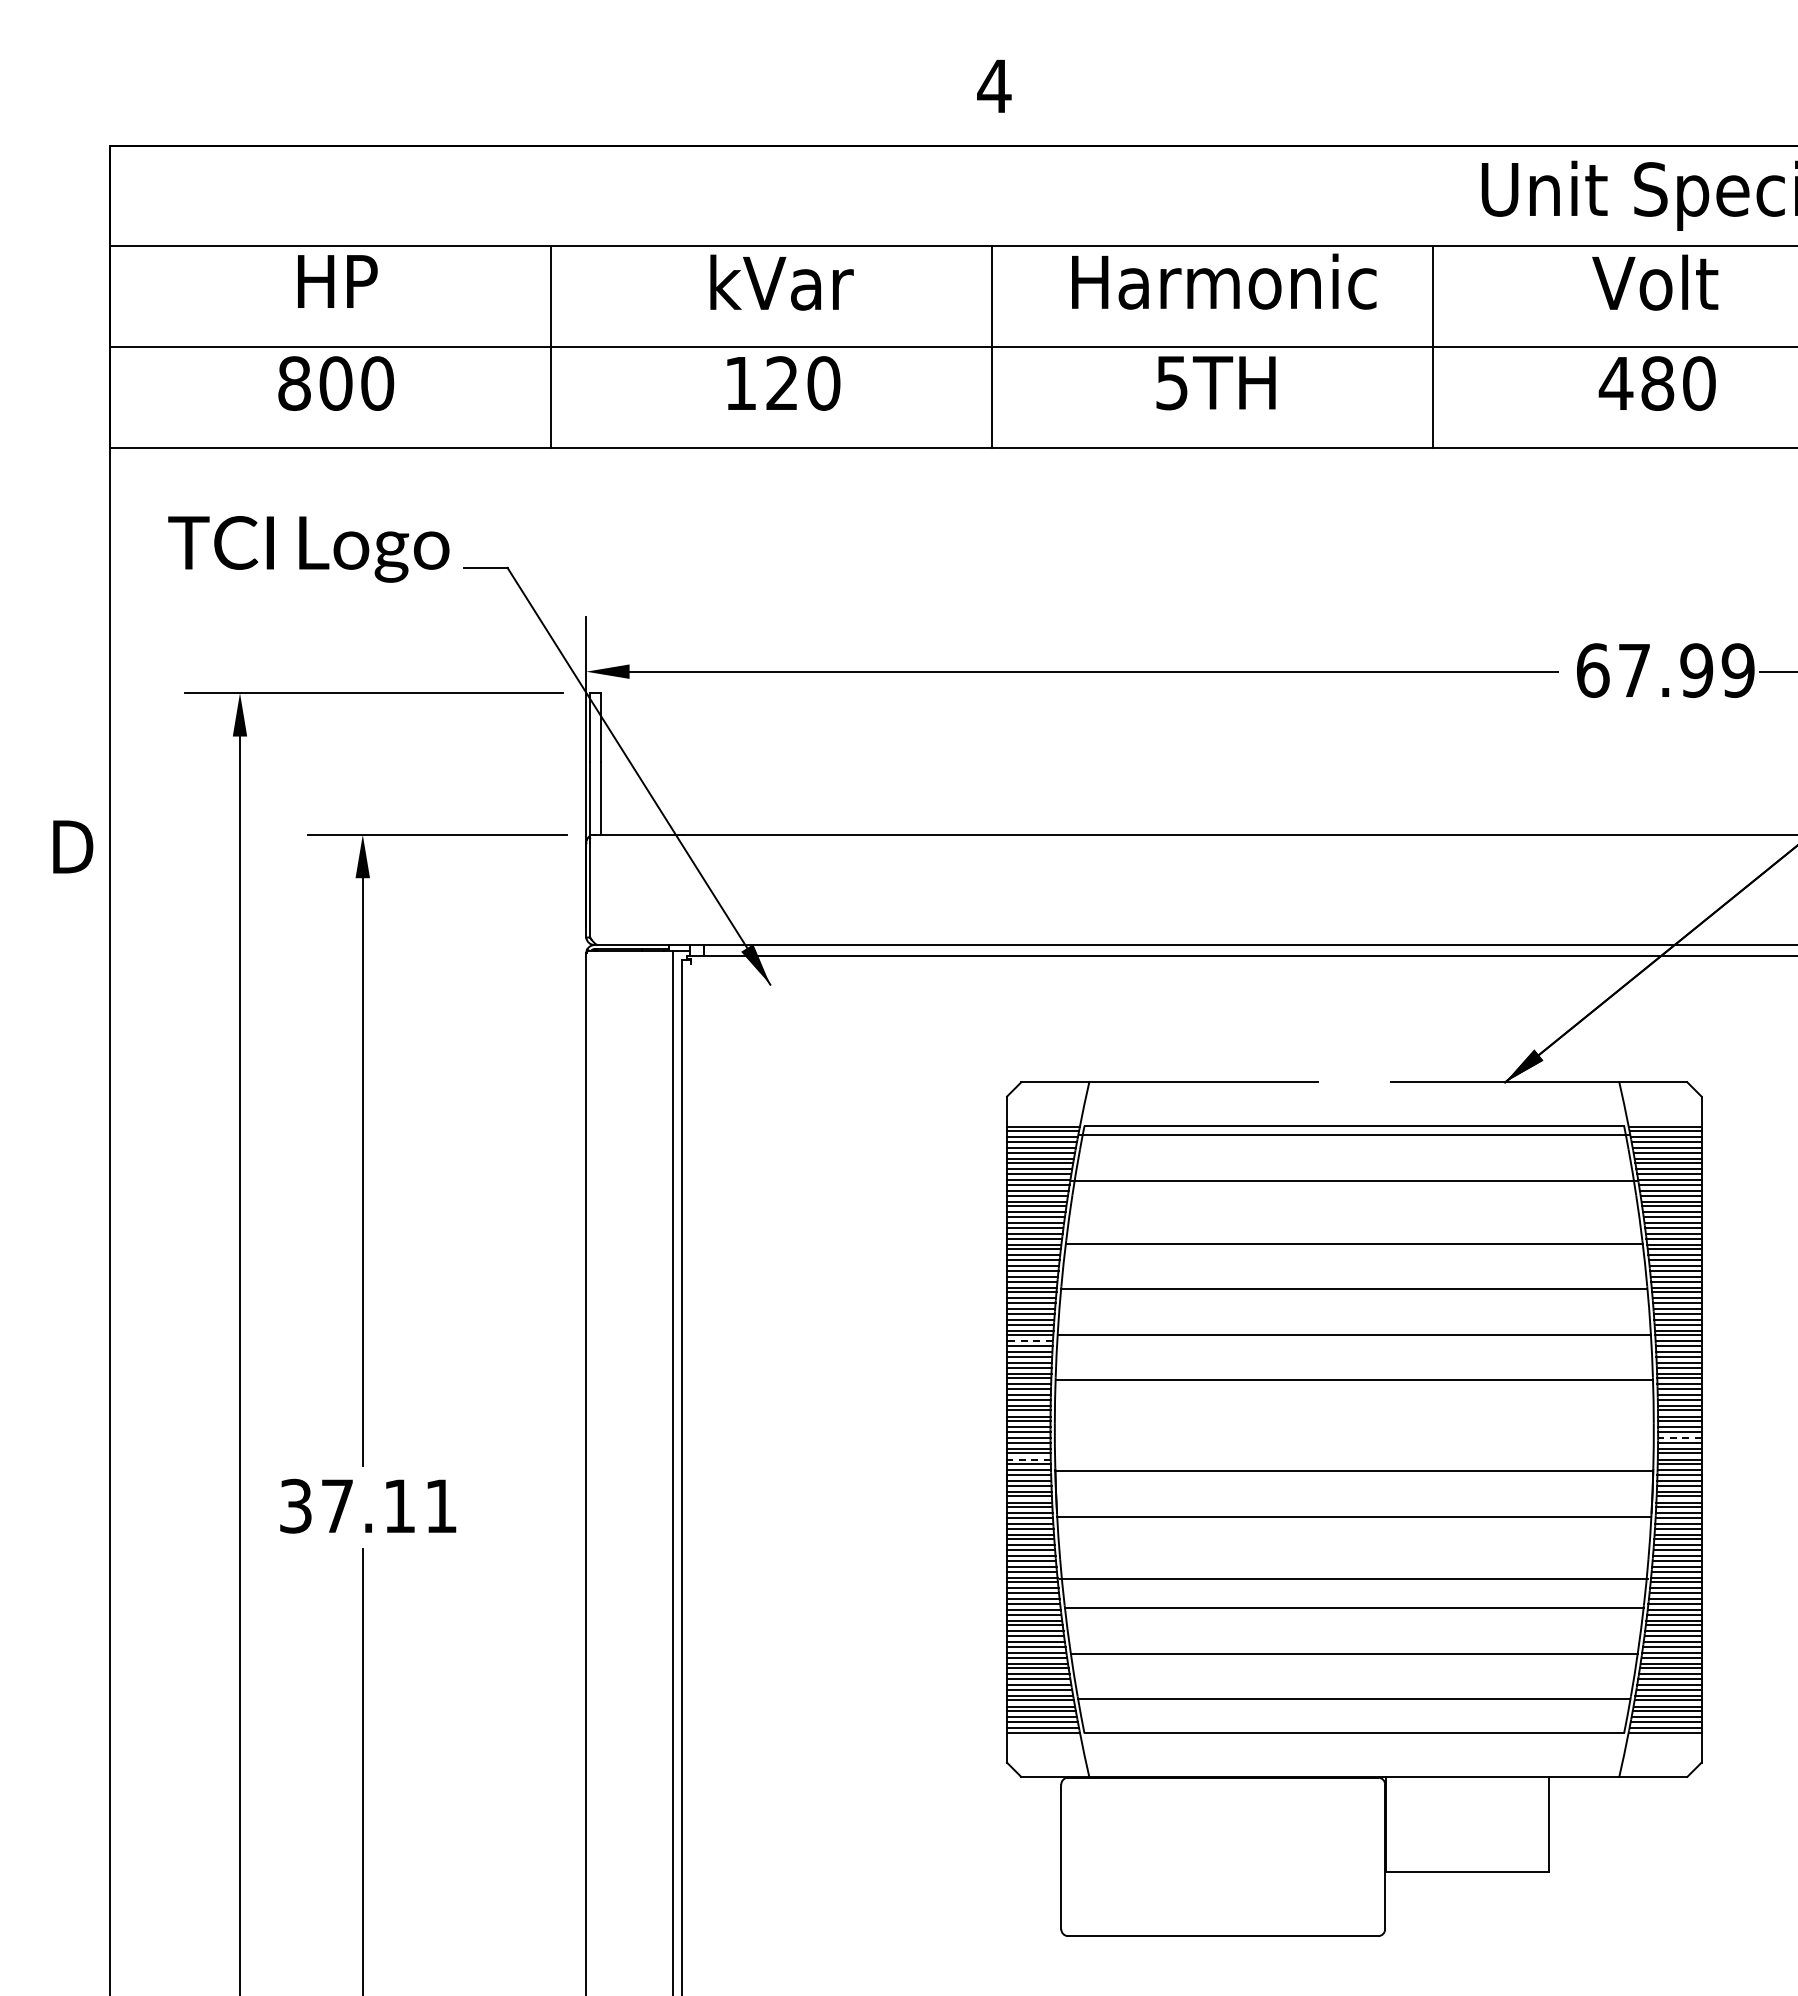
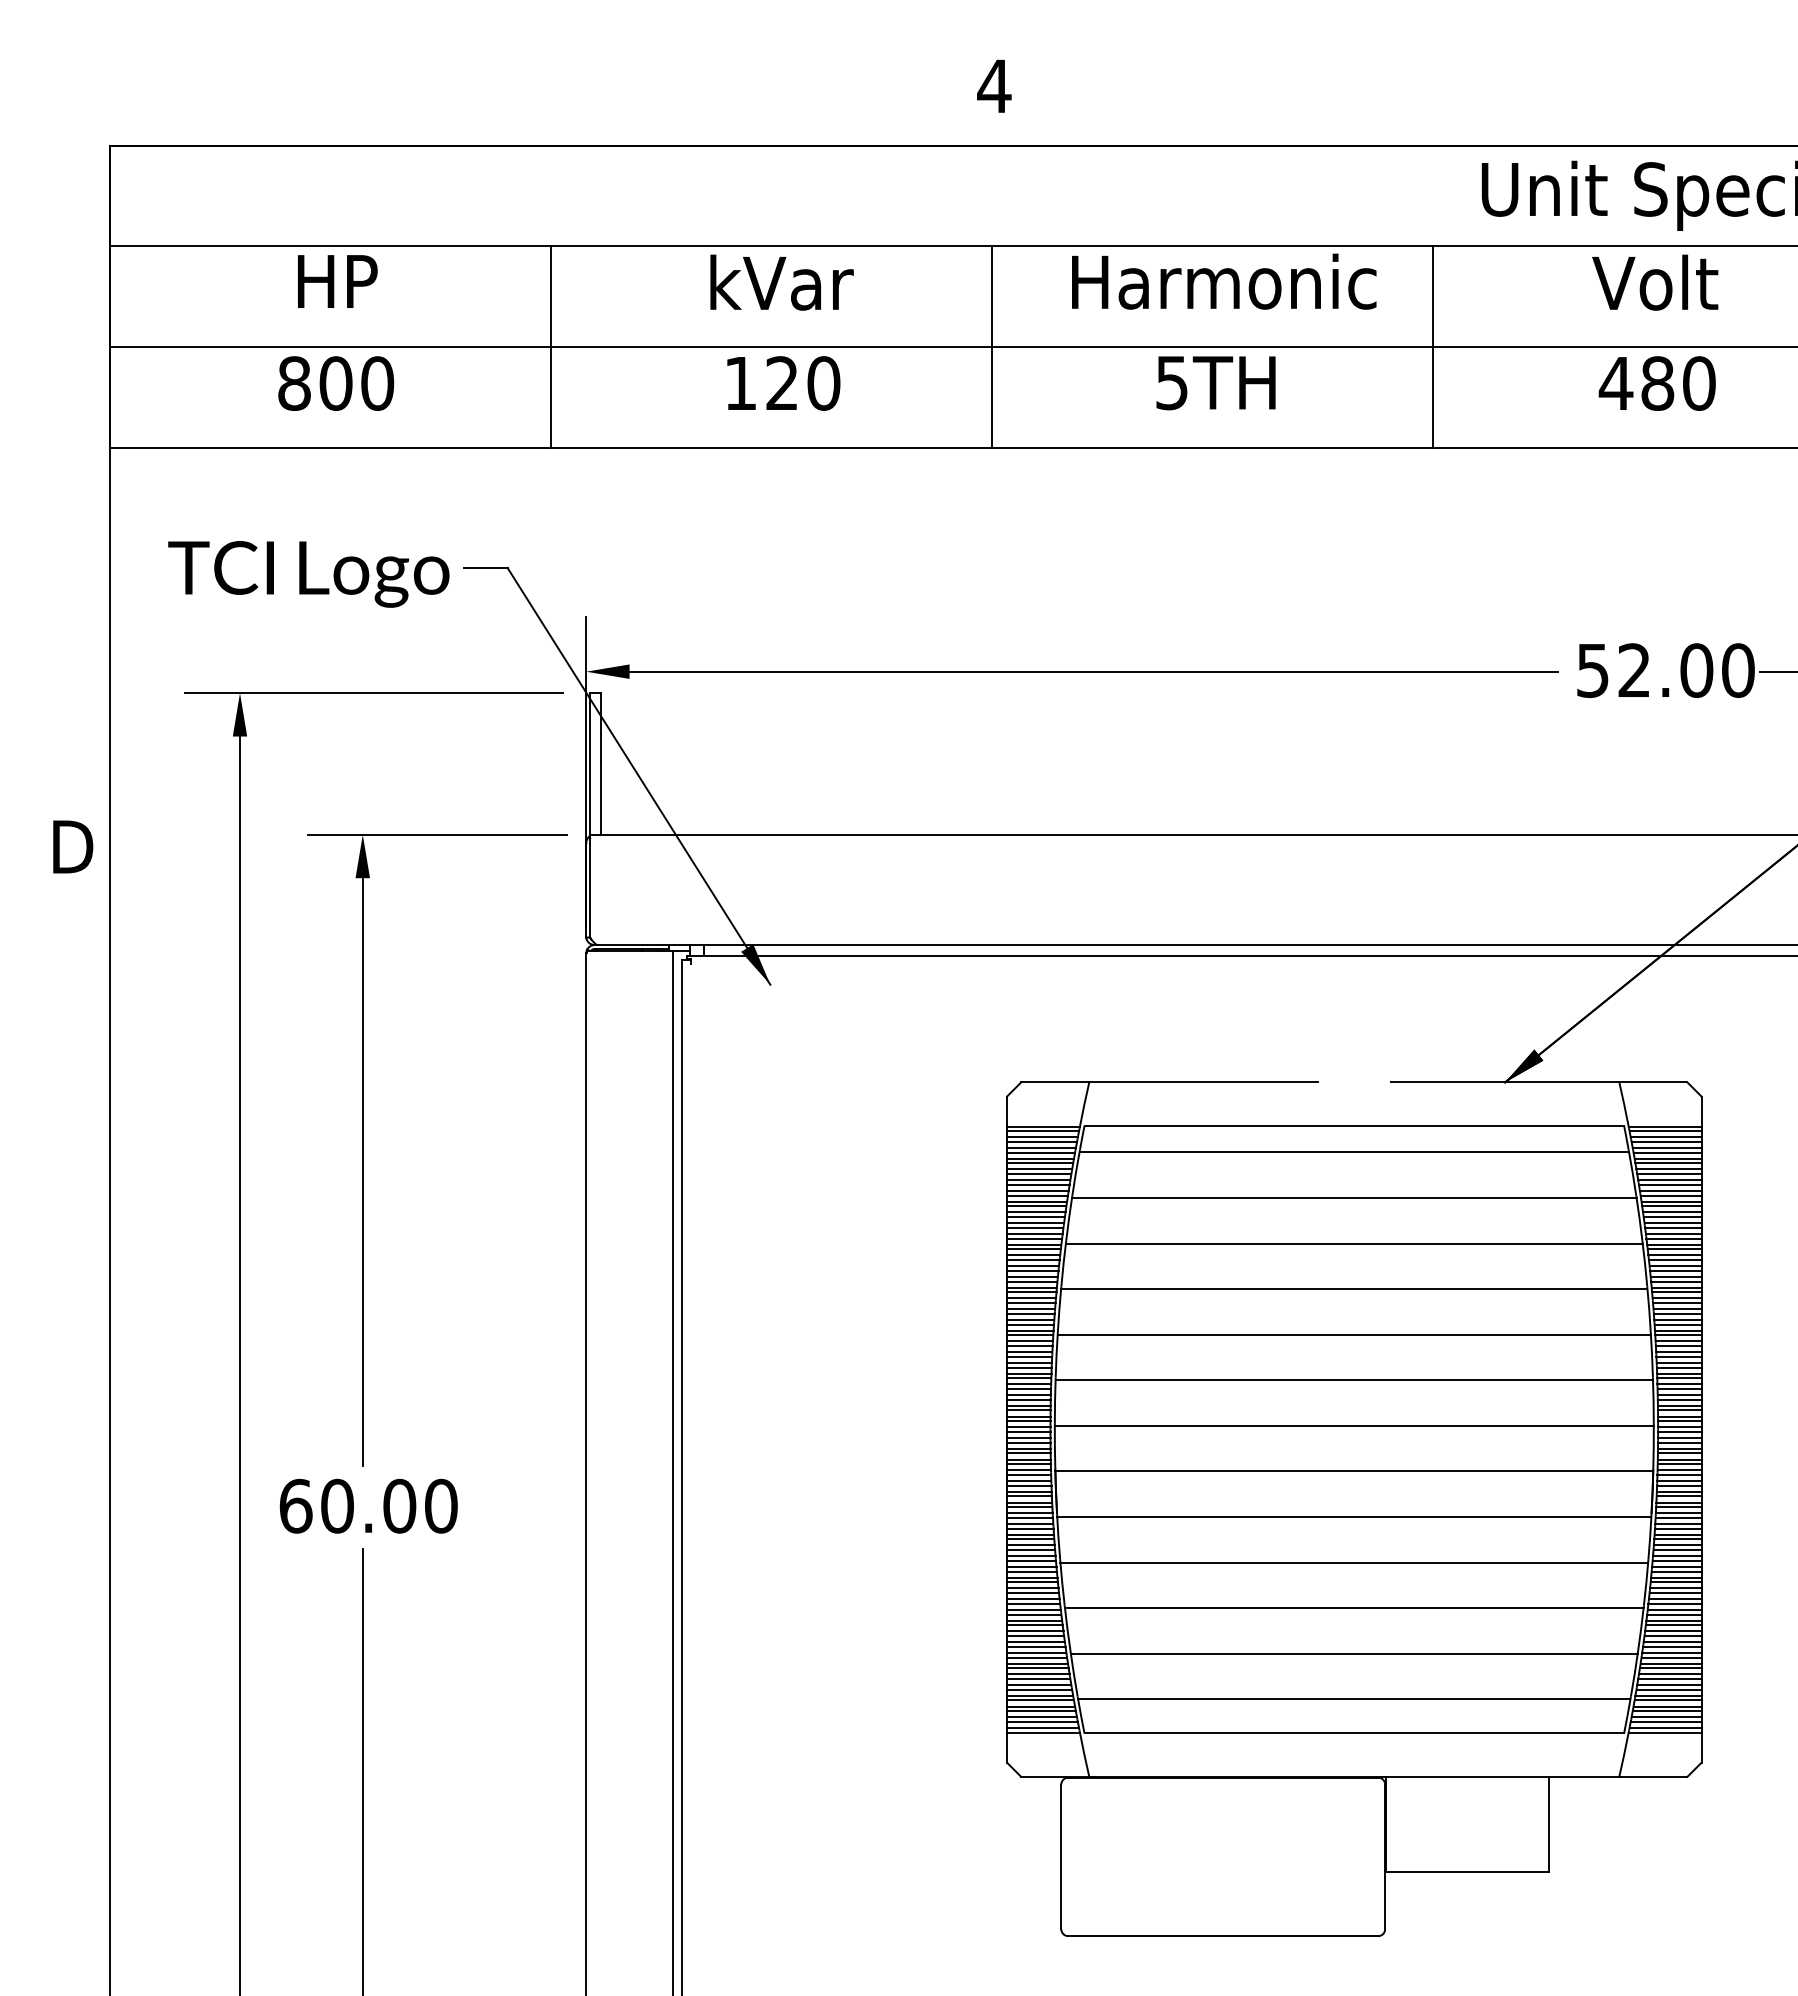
text position: (308, 549) -> (308, 574) (308, 574)
text: 67.99 -> 52.00 (1665, 670)
line position: (1354, 1135) -> (1354, 1152) (1354, 1152)
line position: (1354, 1180) -> (1354, 1197) (1354, 1197)
line: dashed -> solid (1030, 1341)
line: none -> present (1353, 1425)
line: dashed -> solid (1679, 1438)
line: dashed -> solid (1028, 1459)
text: 37.11 -> 60.00 (368, 1505)
line position: (1354, 1578) -> (1354, 1562) (1354, 1562)
